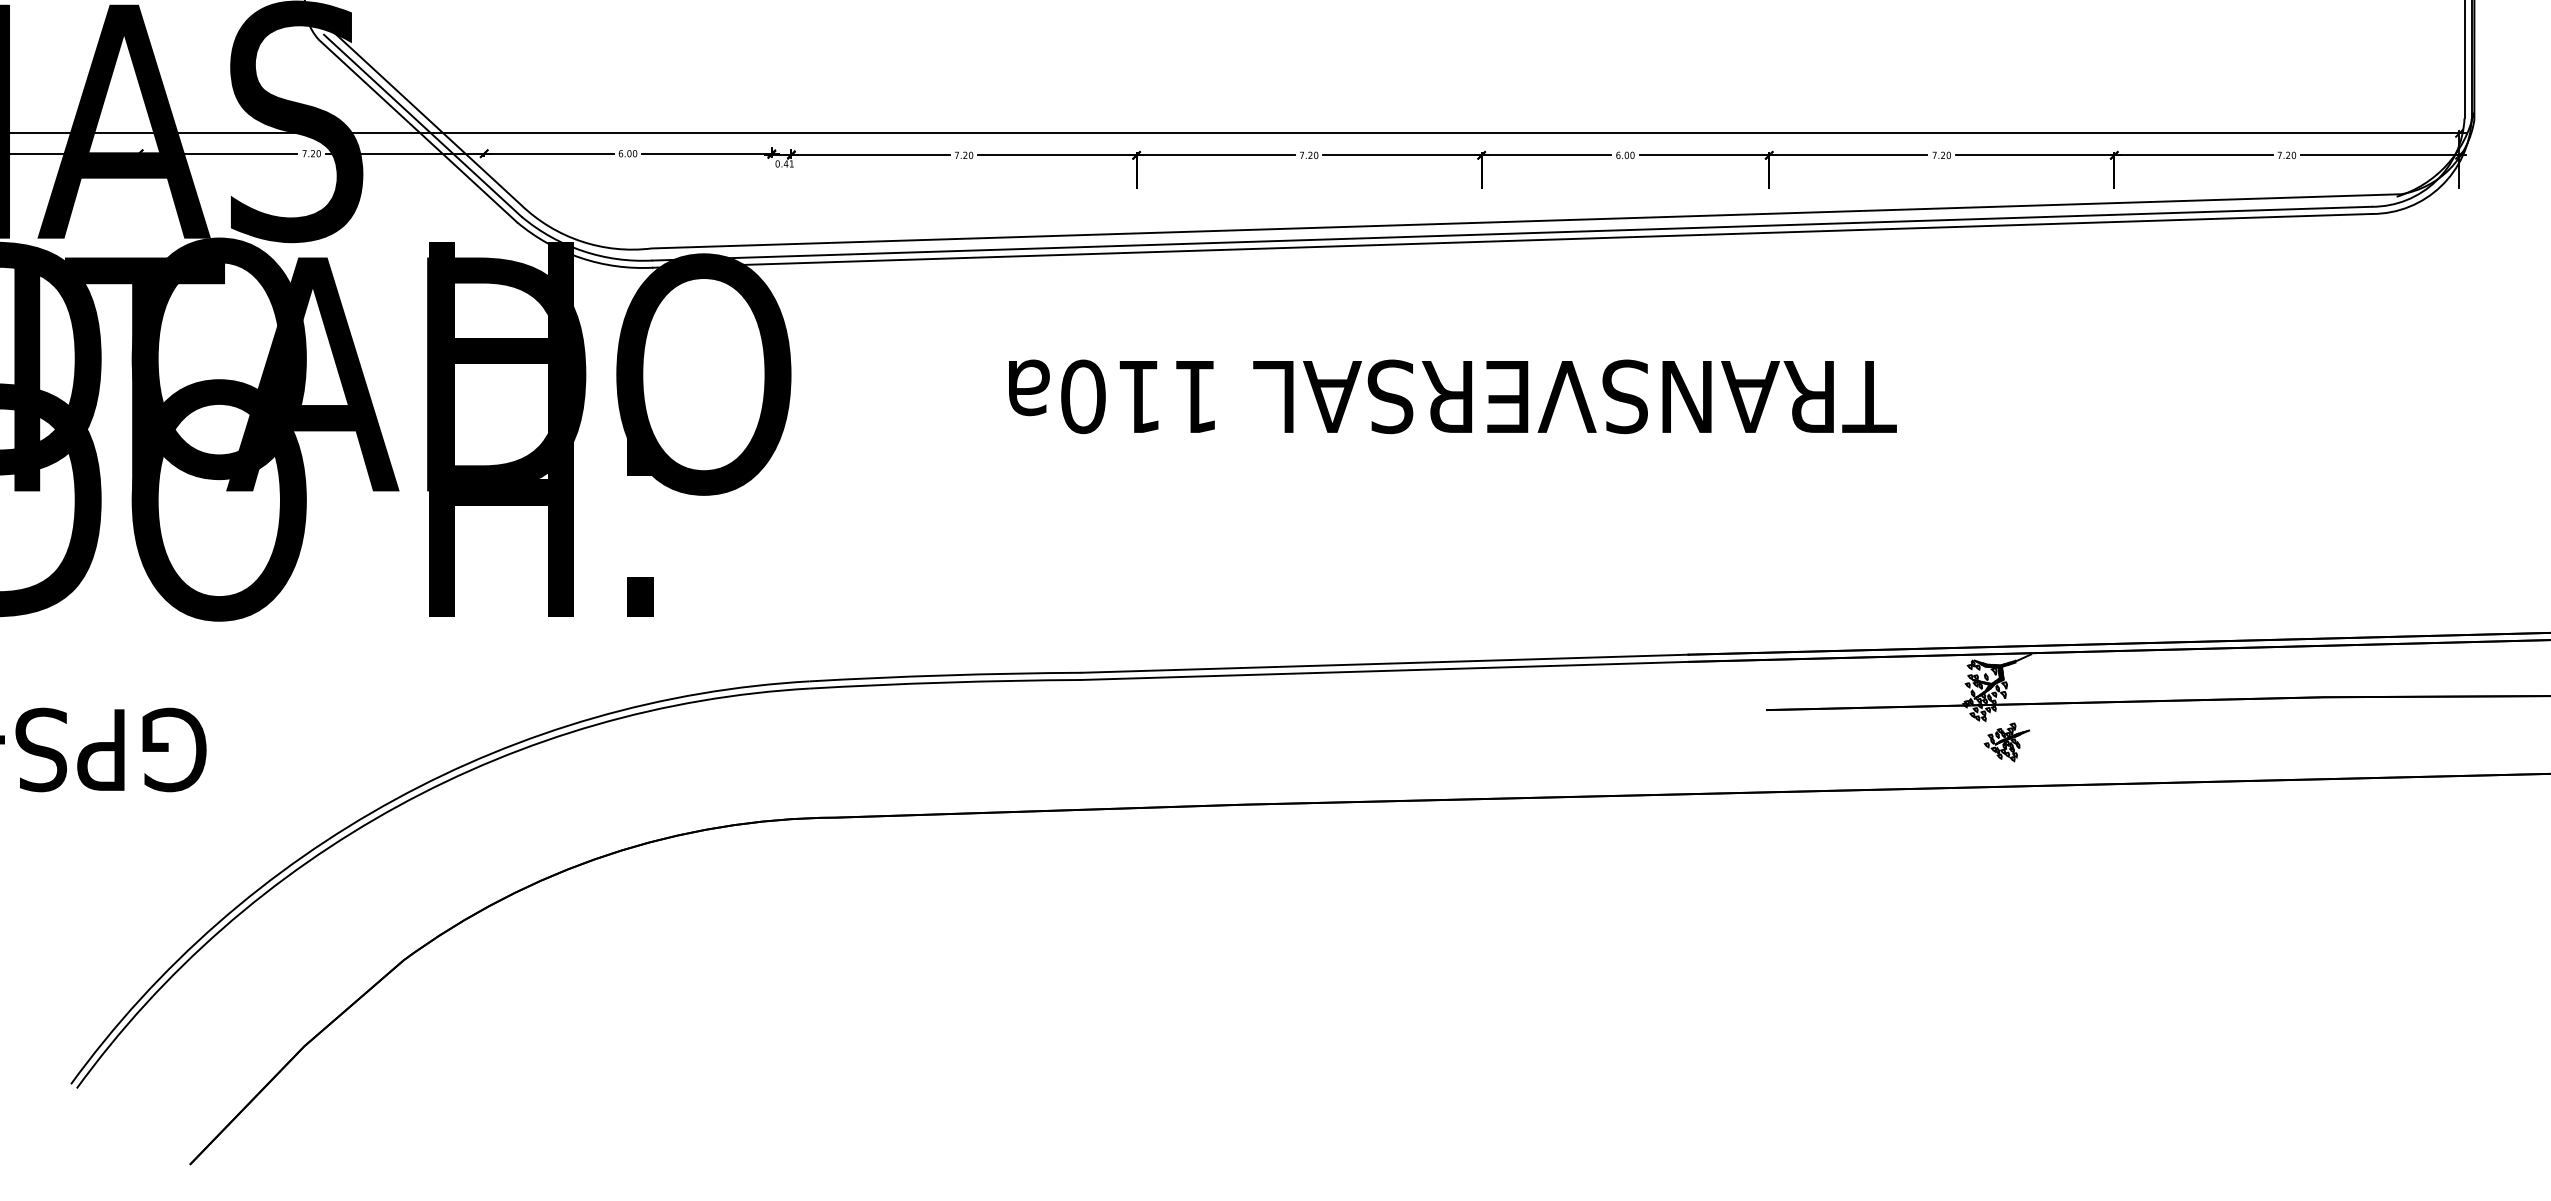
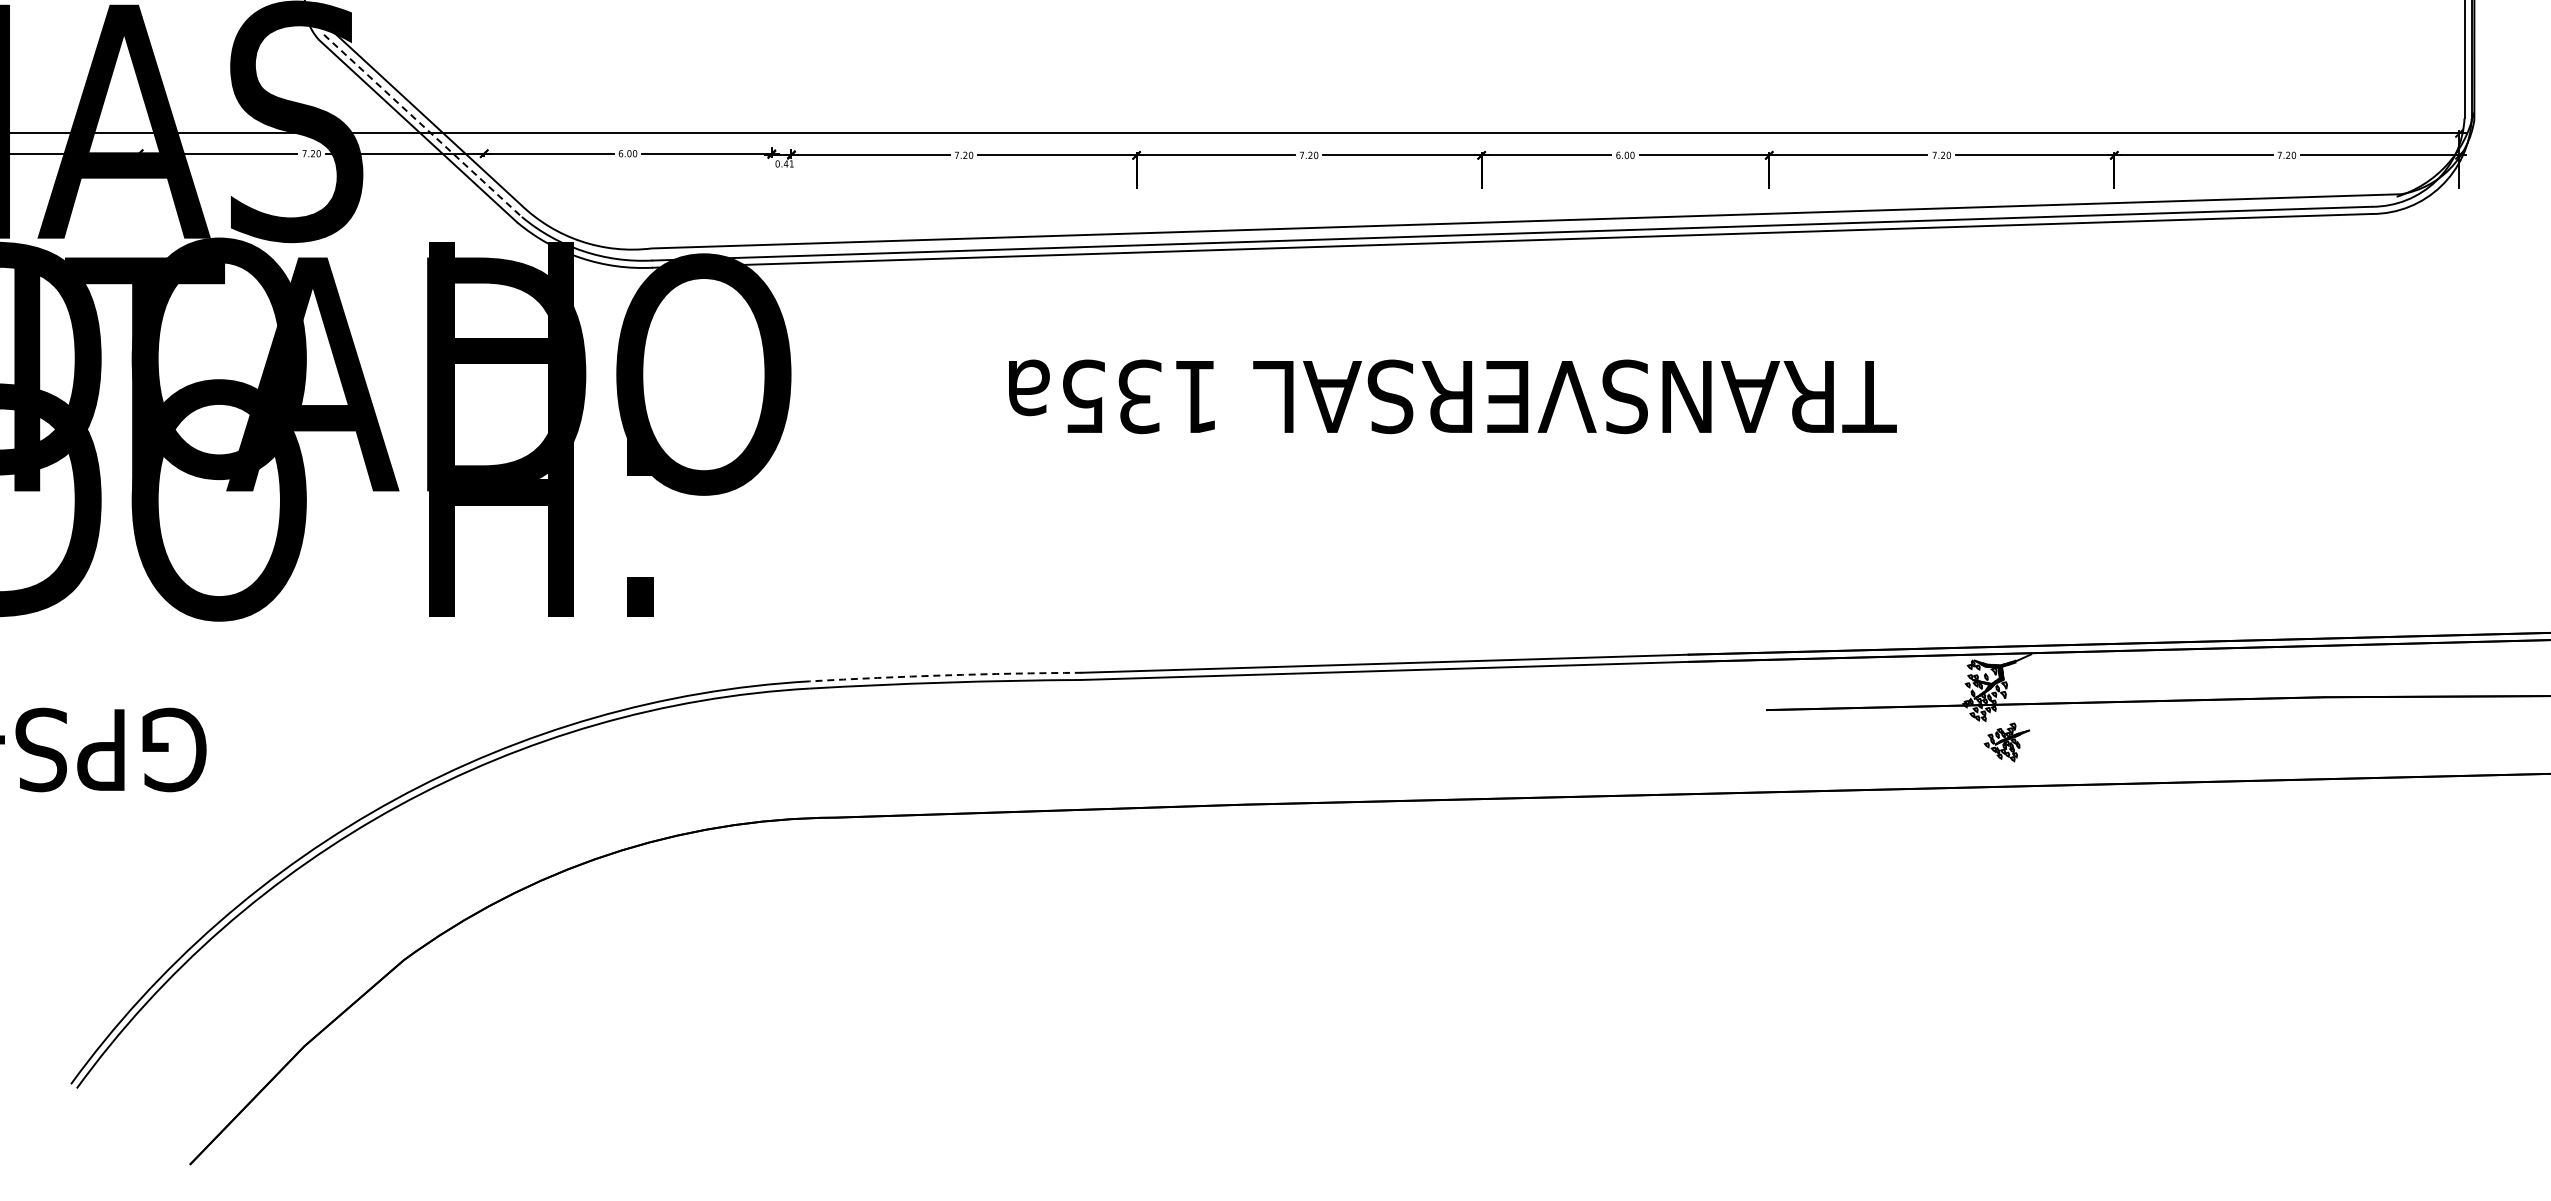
line: solid -> dashed (423, 126)
text: 110a -> 135a (1111, 396)
arc: solid -> dashed (945, 675)
